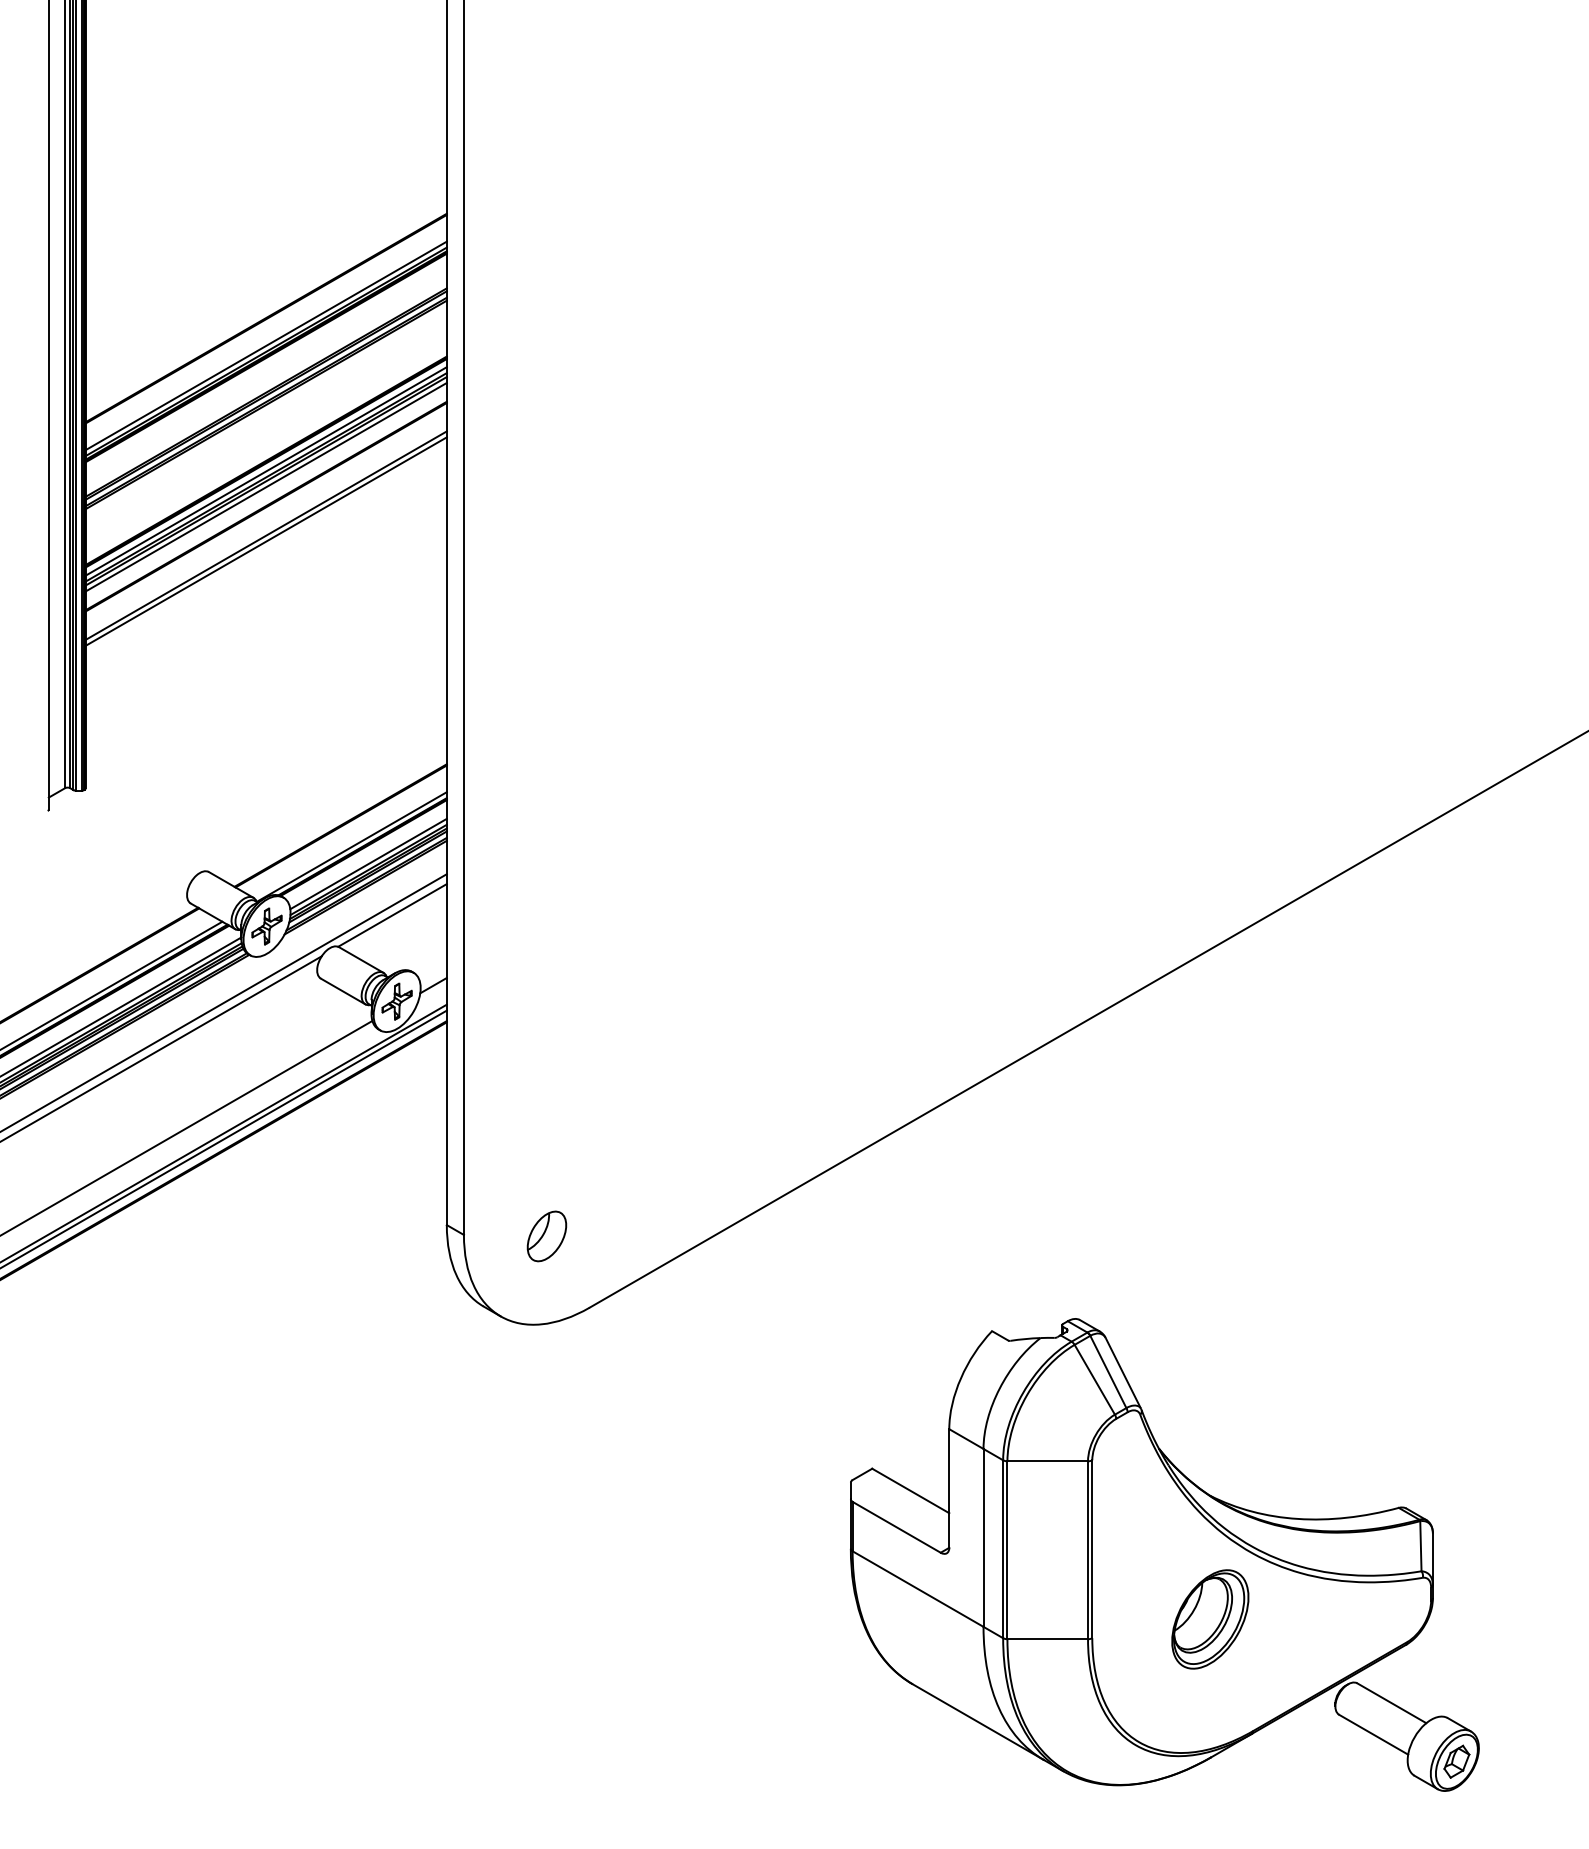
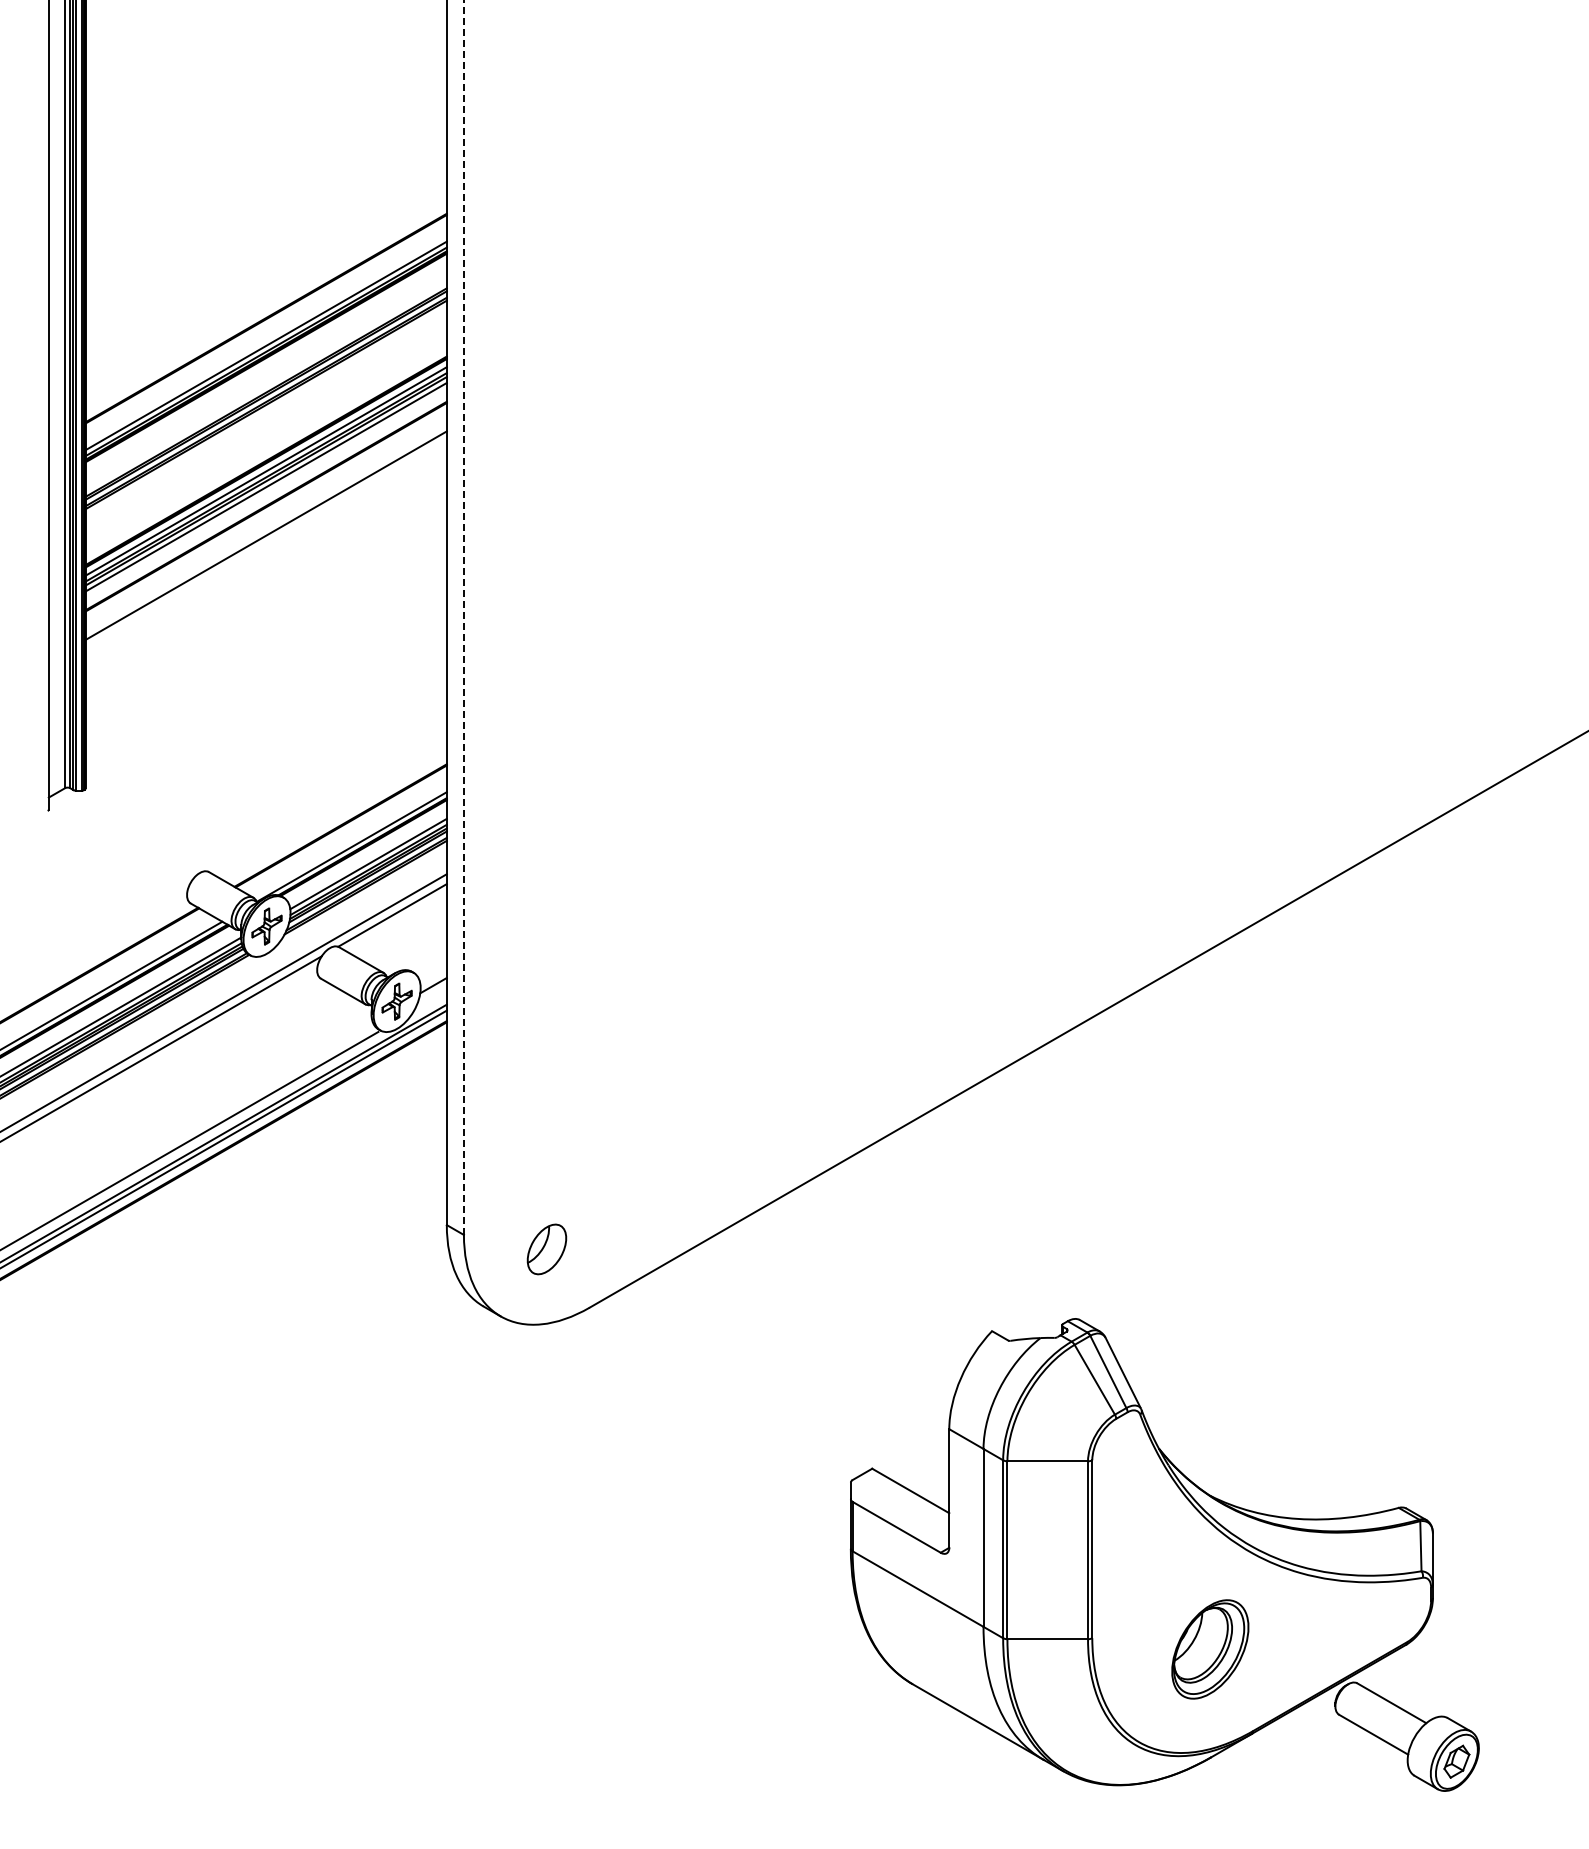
line: present -> none (265, 541)
line: solid -> dashed (463, 617)
line position: (187, 1127) -> (190, 1140) (190, 1140)
part position: (546, 1236) -> (546, 1249) (546, 1249)
part position: (1210, 1619) -> (1210, 1649) (1210, 1649)
